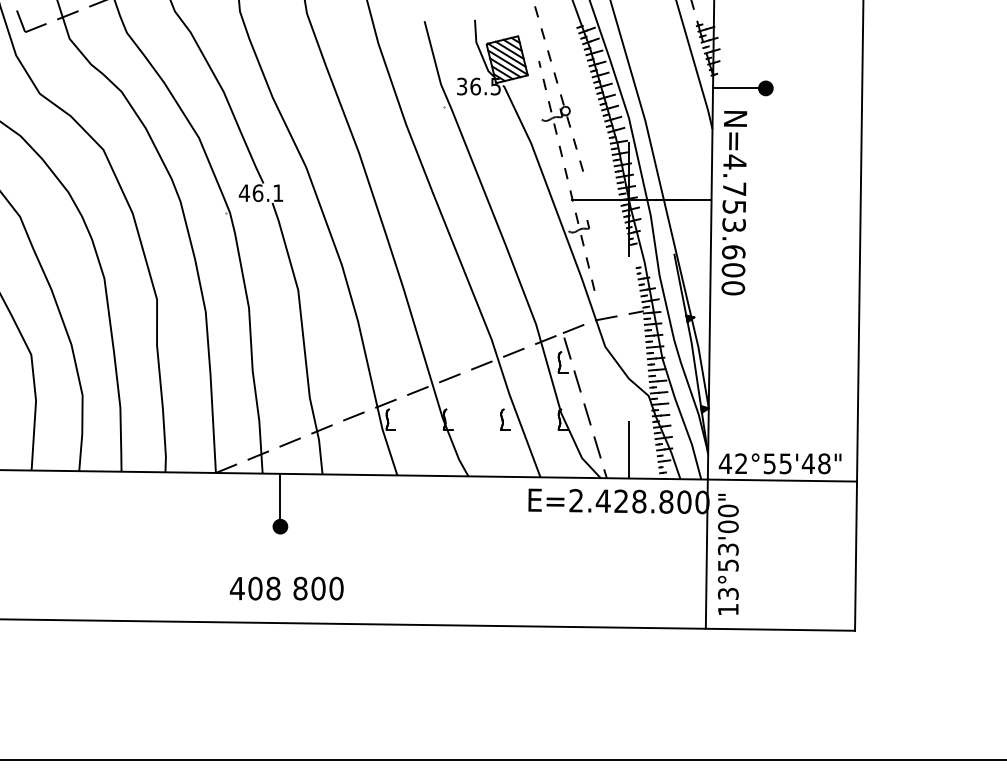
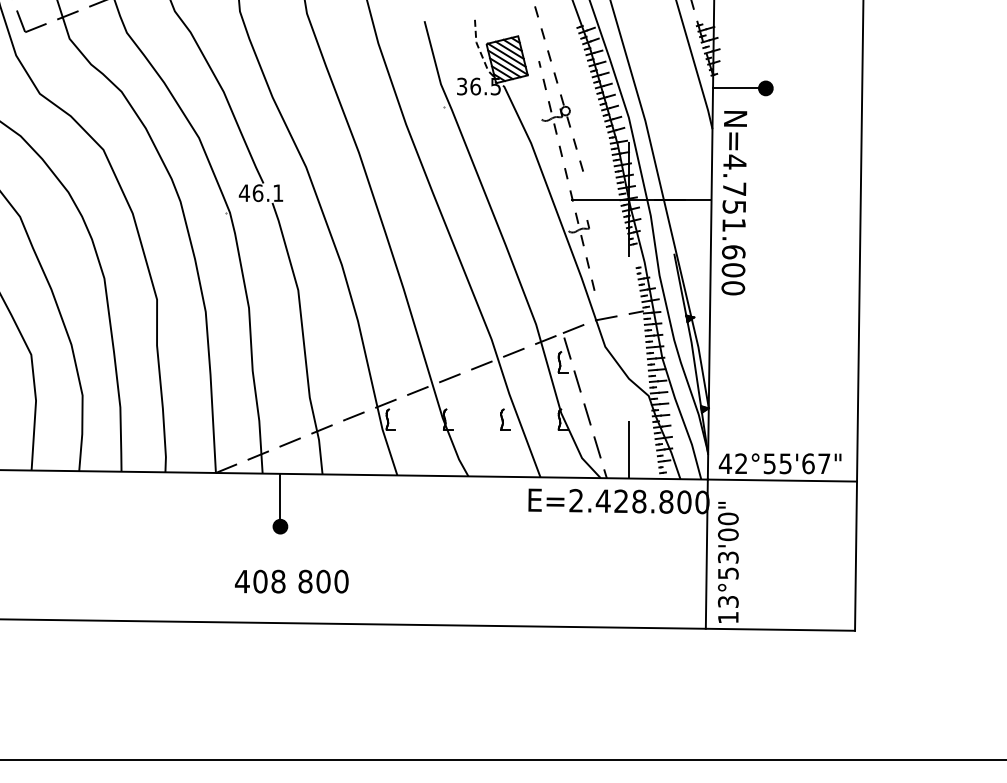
line: solid -> dashed (479, 50)
text: N=4.753.600 -> N=4.751.600 (733, 224)
text: 42°55'48" -> 42°55'67" (815, 463)
text position: (728, 554) -> (728, 562) (728, 562)
text position: (286, 588) -> (291, 581) (291, 581)
